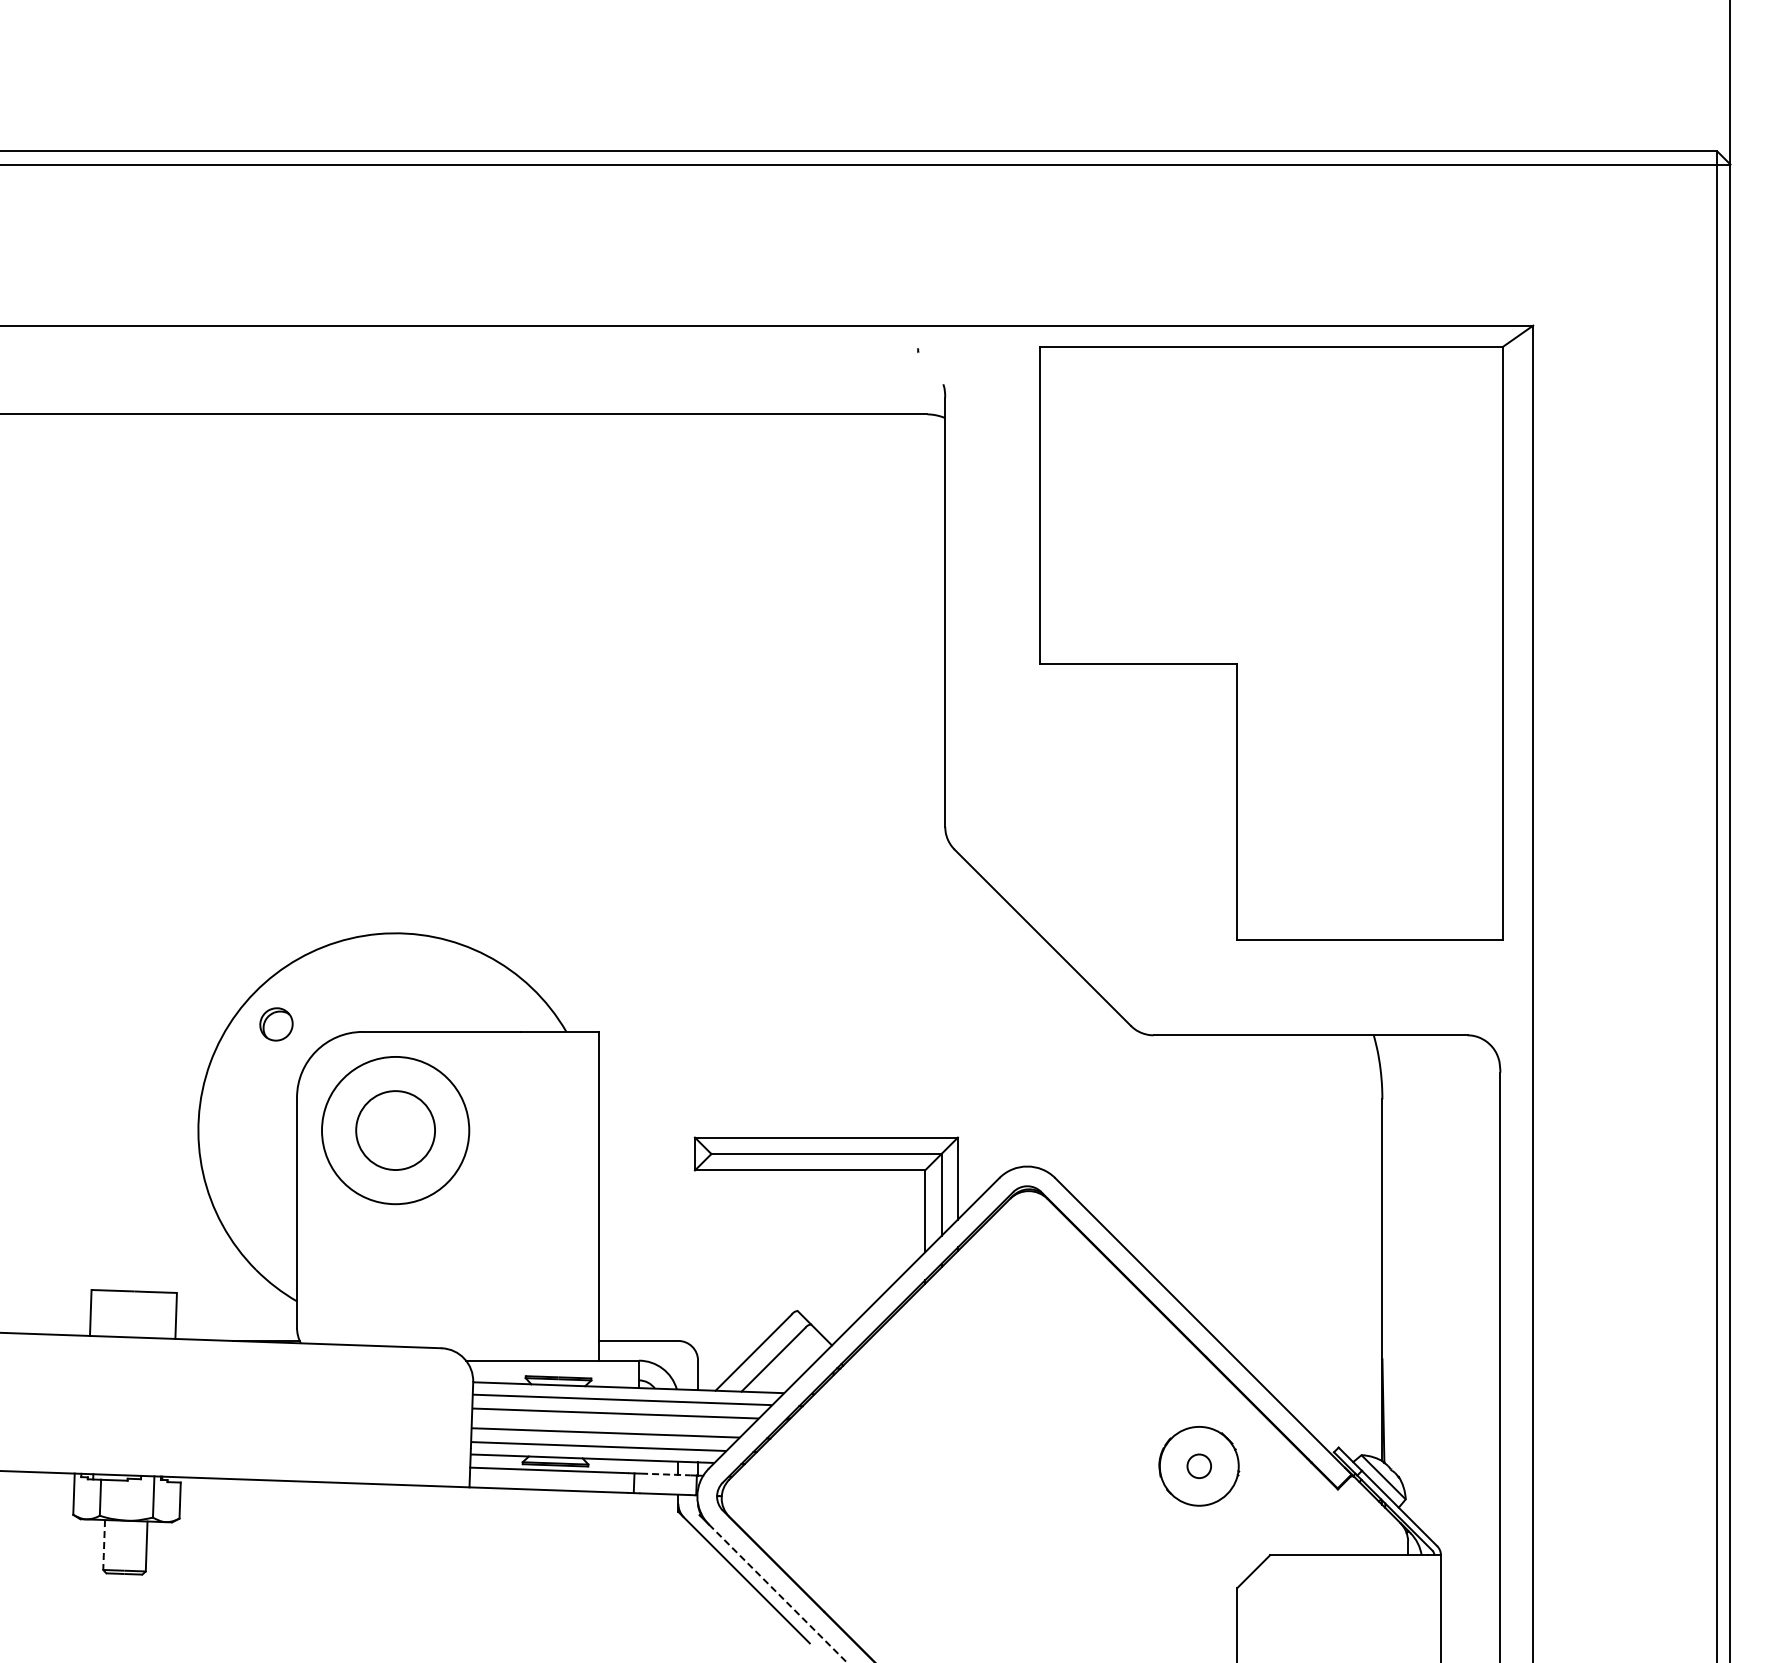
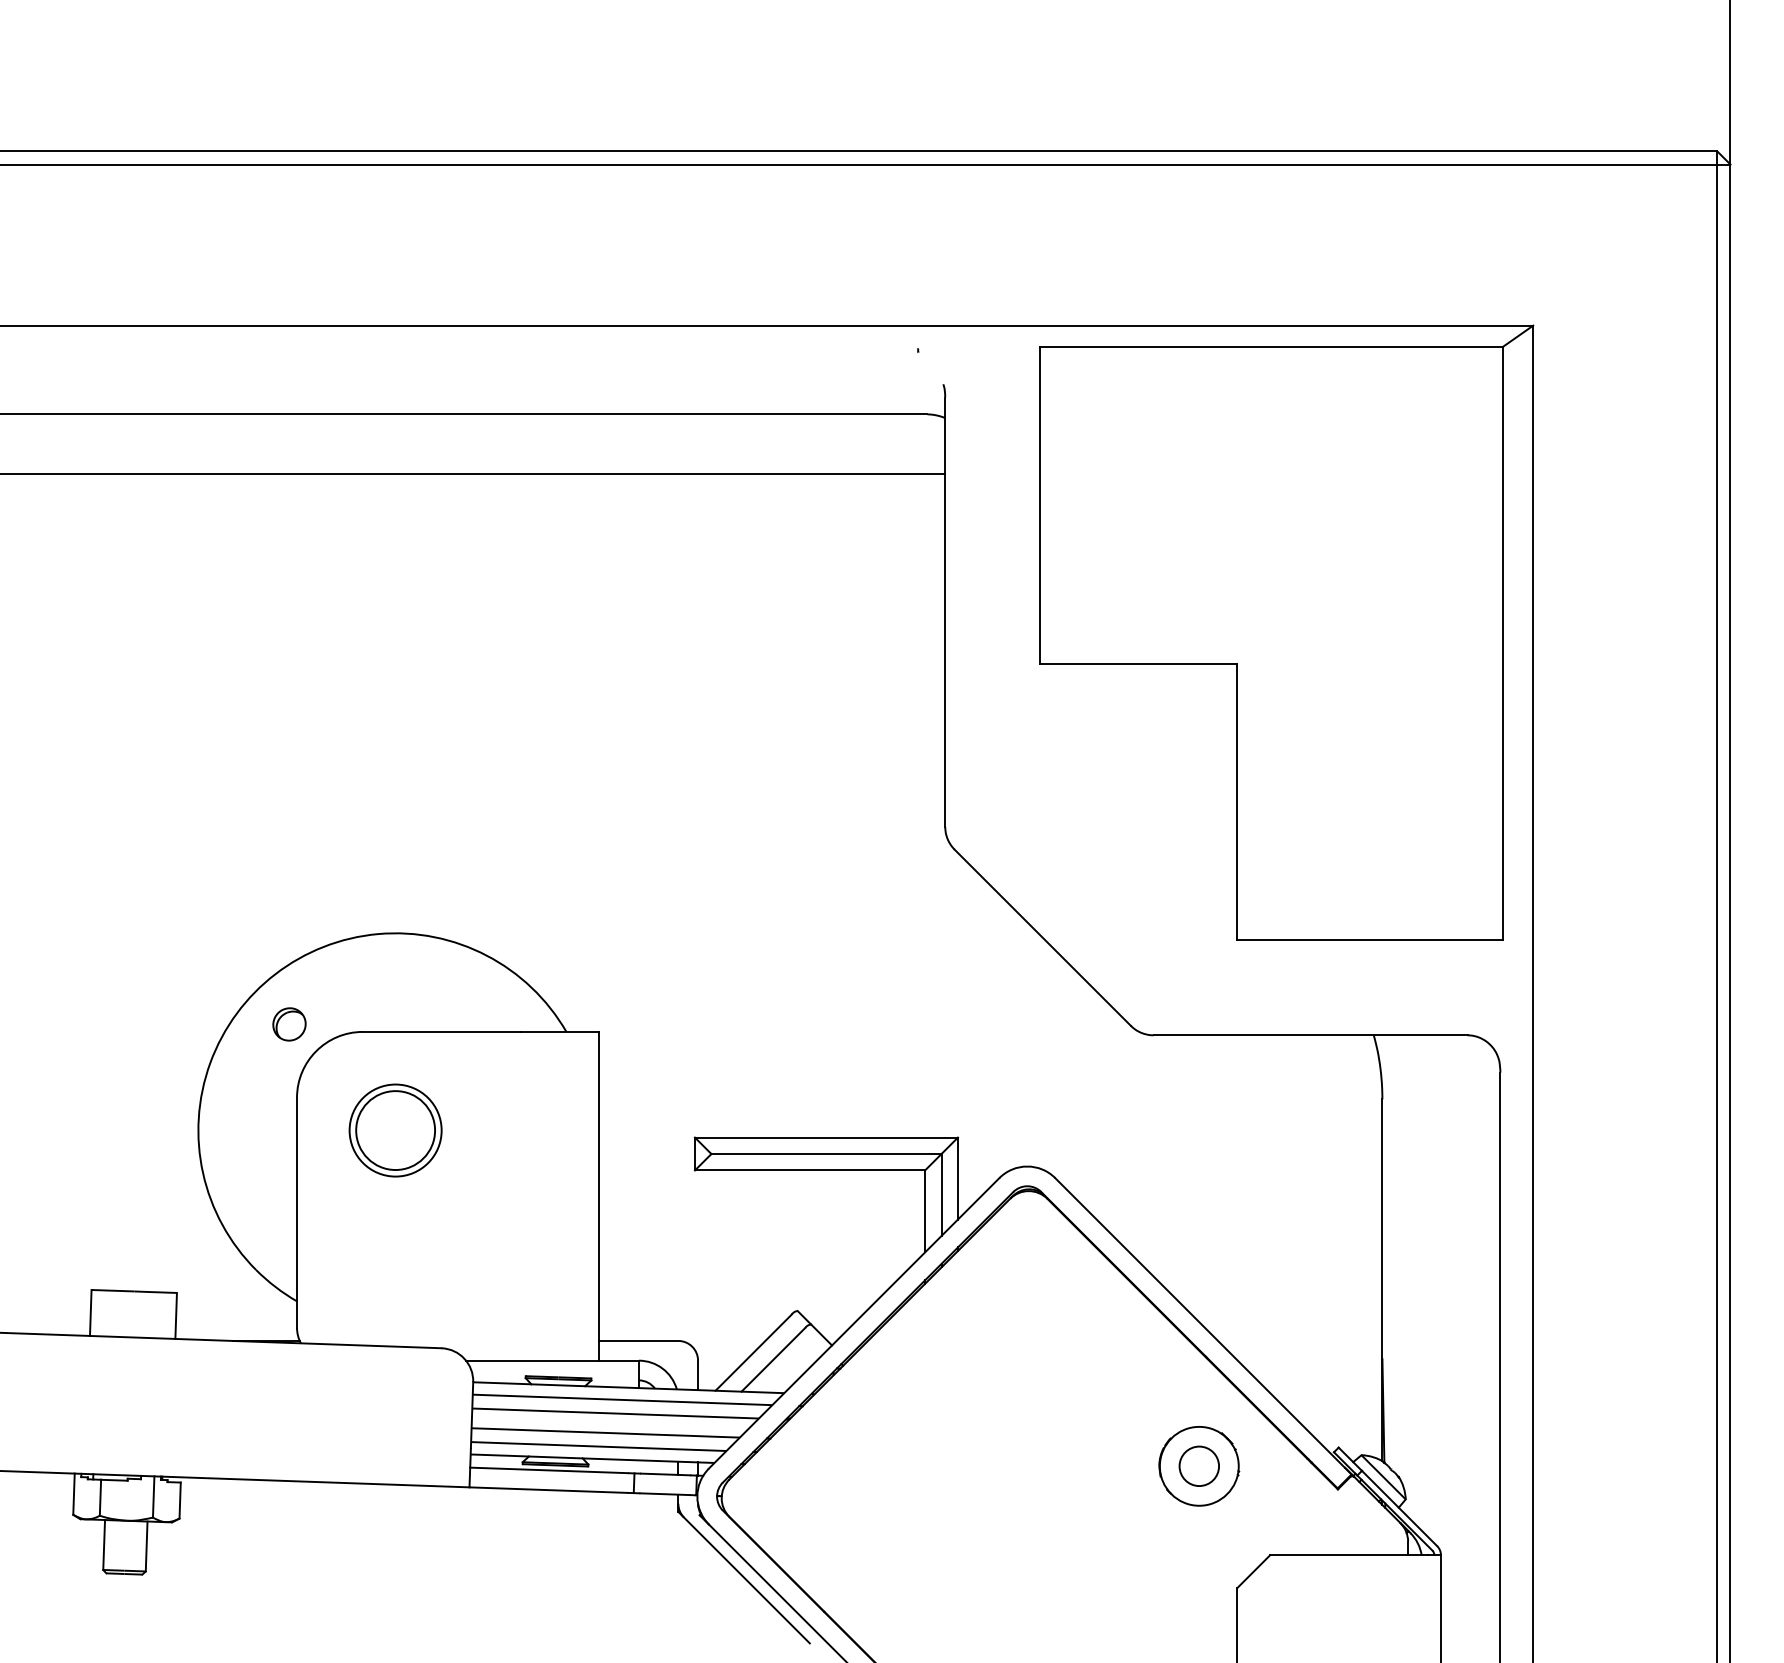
line: none -> present (473, 473)
part position: (276, 1024) -> (289, 1024) (289, 1024)
circle diameter: 147 px -> 92 px (395, 1130)
circle diameter: 24 px -> 39 px (1199, 1466)
line: dashed -> solid (665, 1474)
line: dashed -> solid (104, 1545)
line: dashed -> solid (778, 1593)
